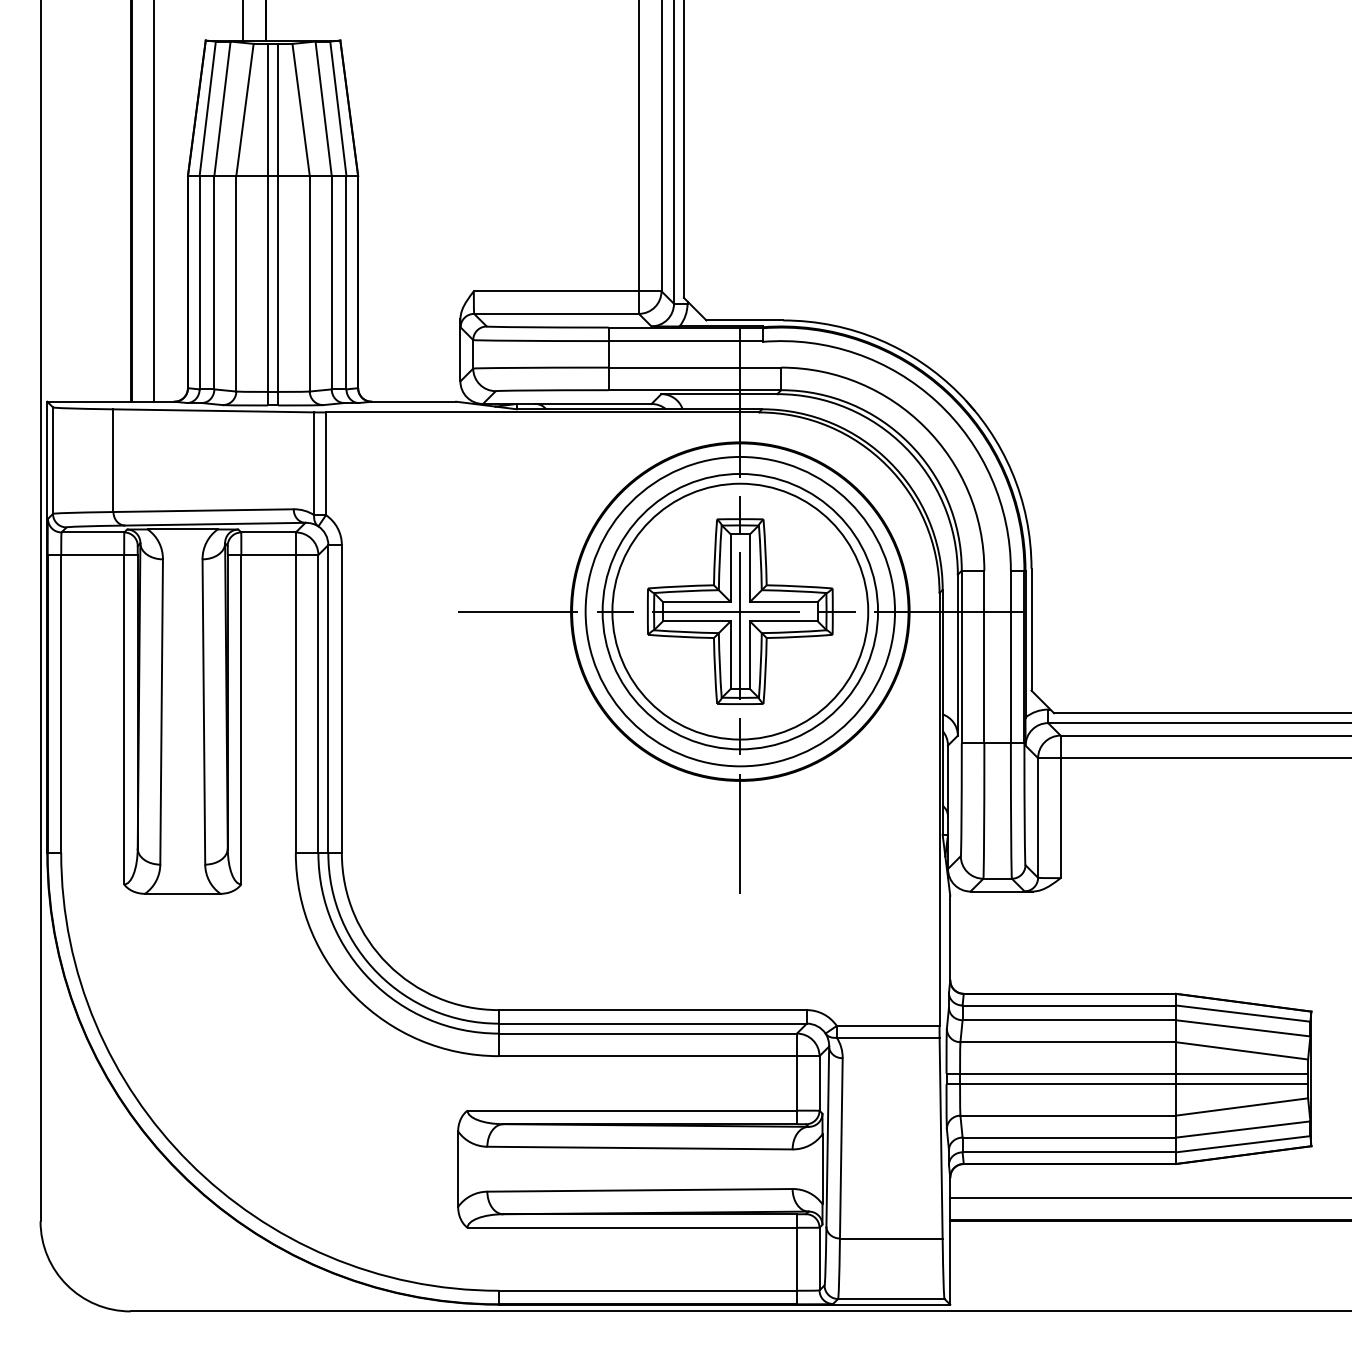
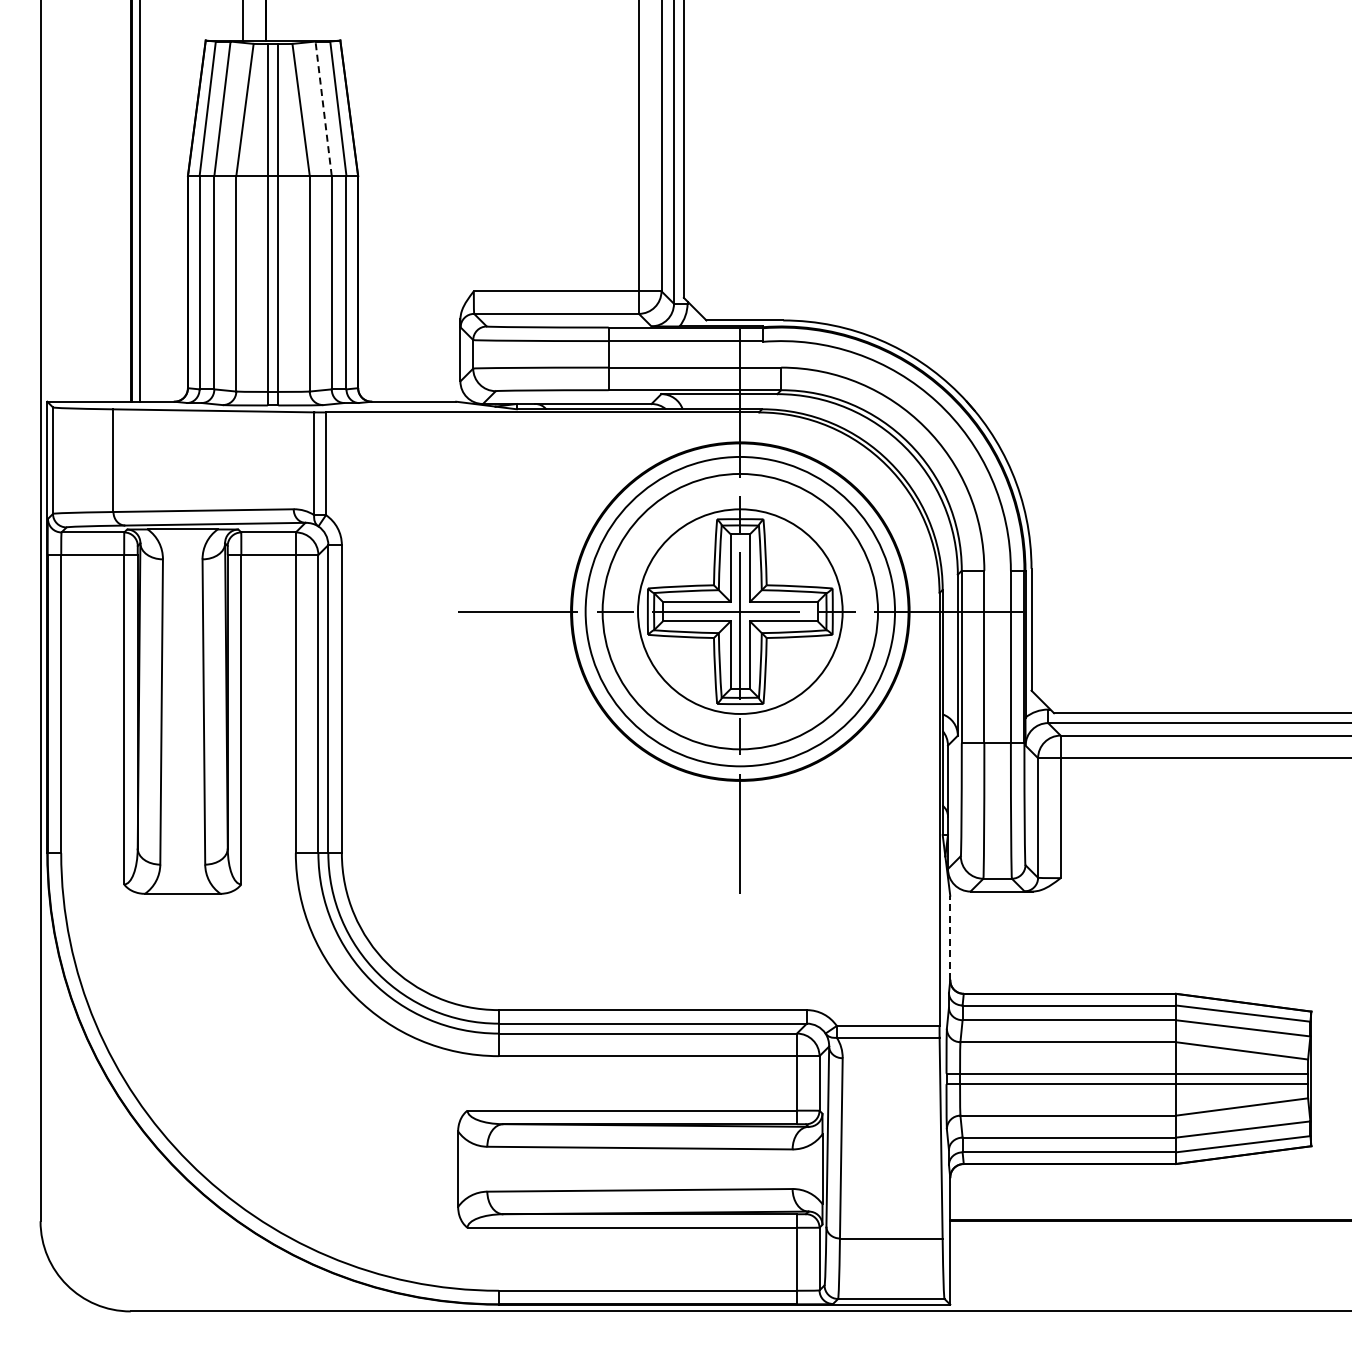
line: solid -> dashed (323, 108)
line position: (154, 201) -> (140, 201) (140, 201)
circle diameter: 256 px -> 205 px (740, 611)
line: solid -> dashed (950, 937)
line: present -> none (1149, 1197)
